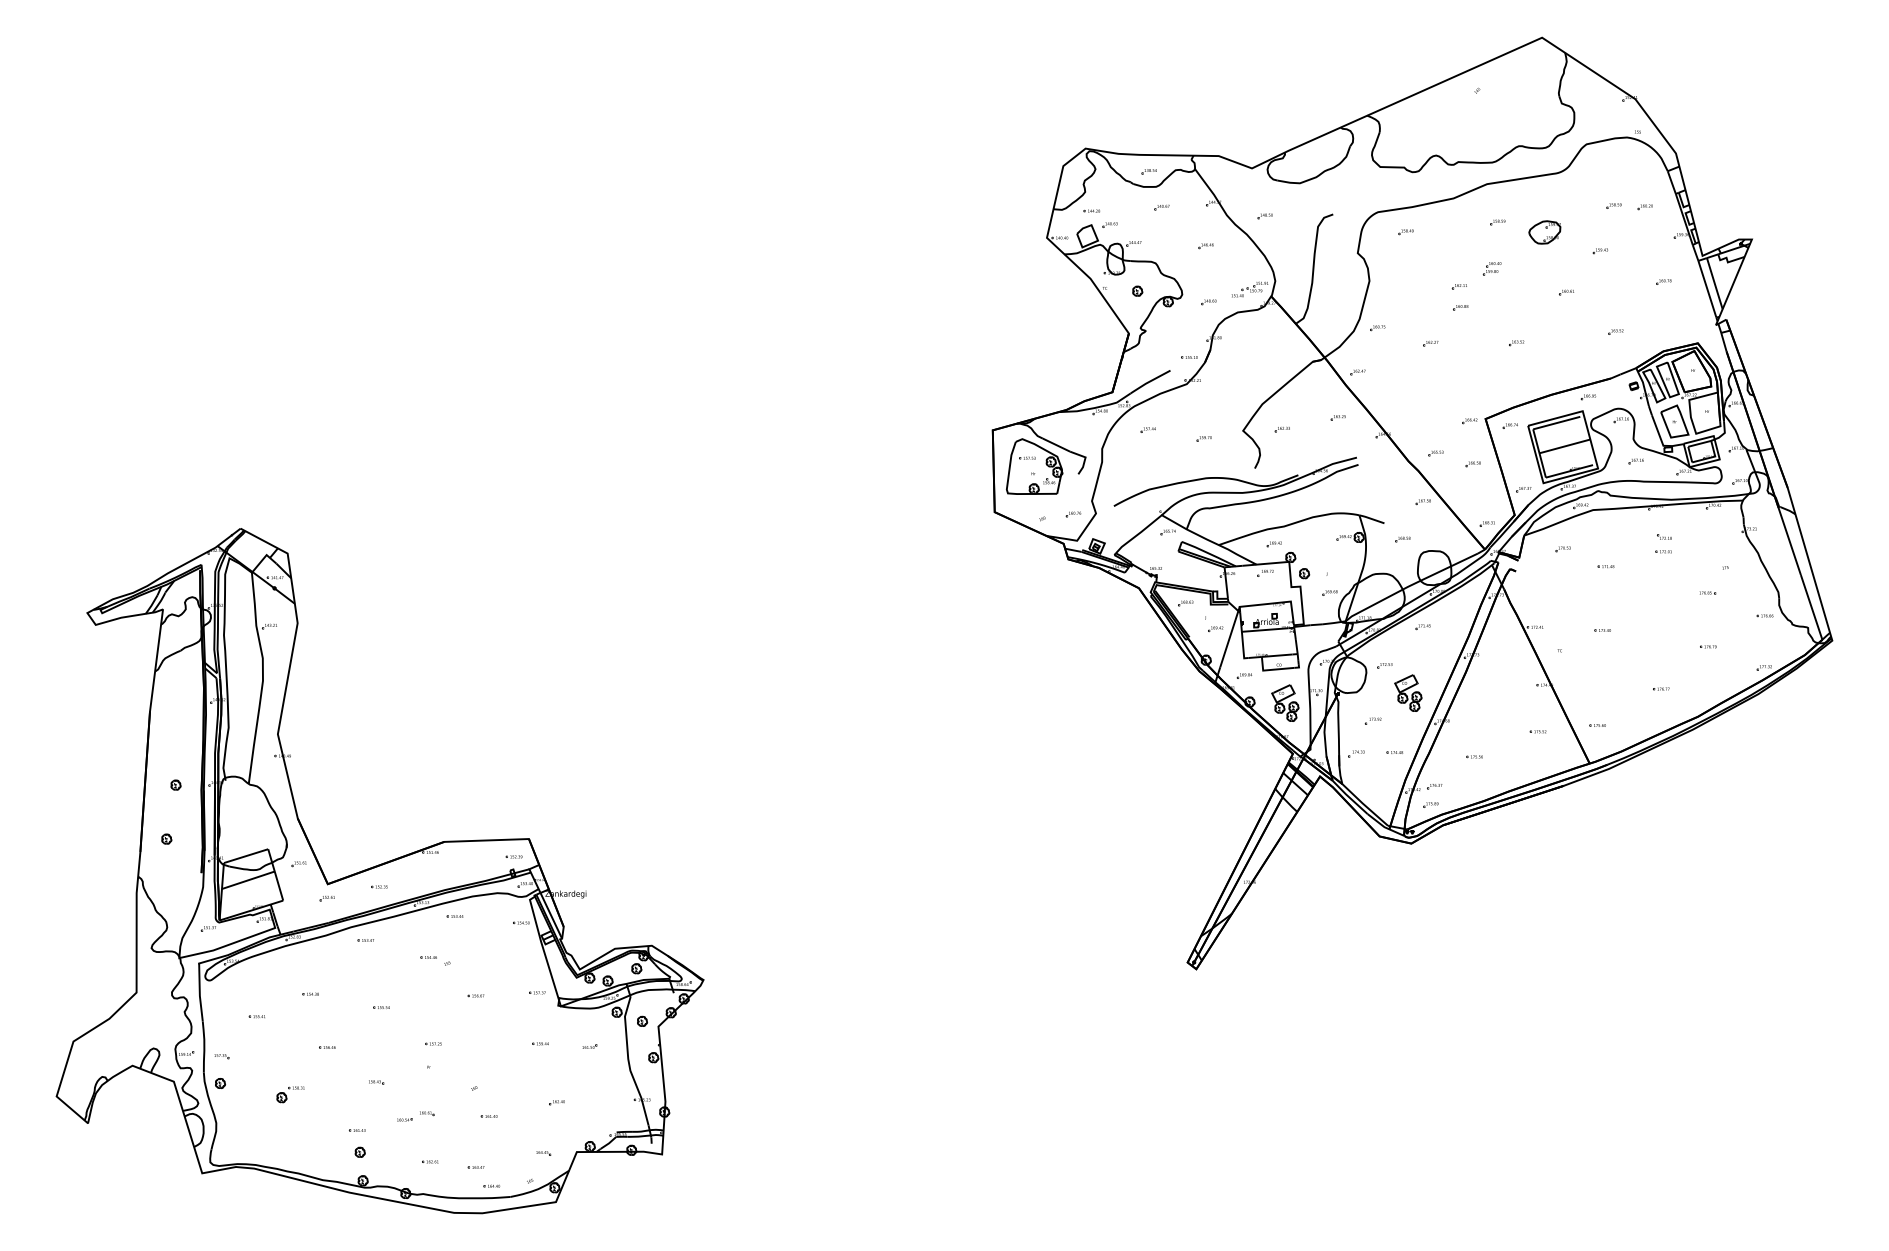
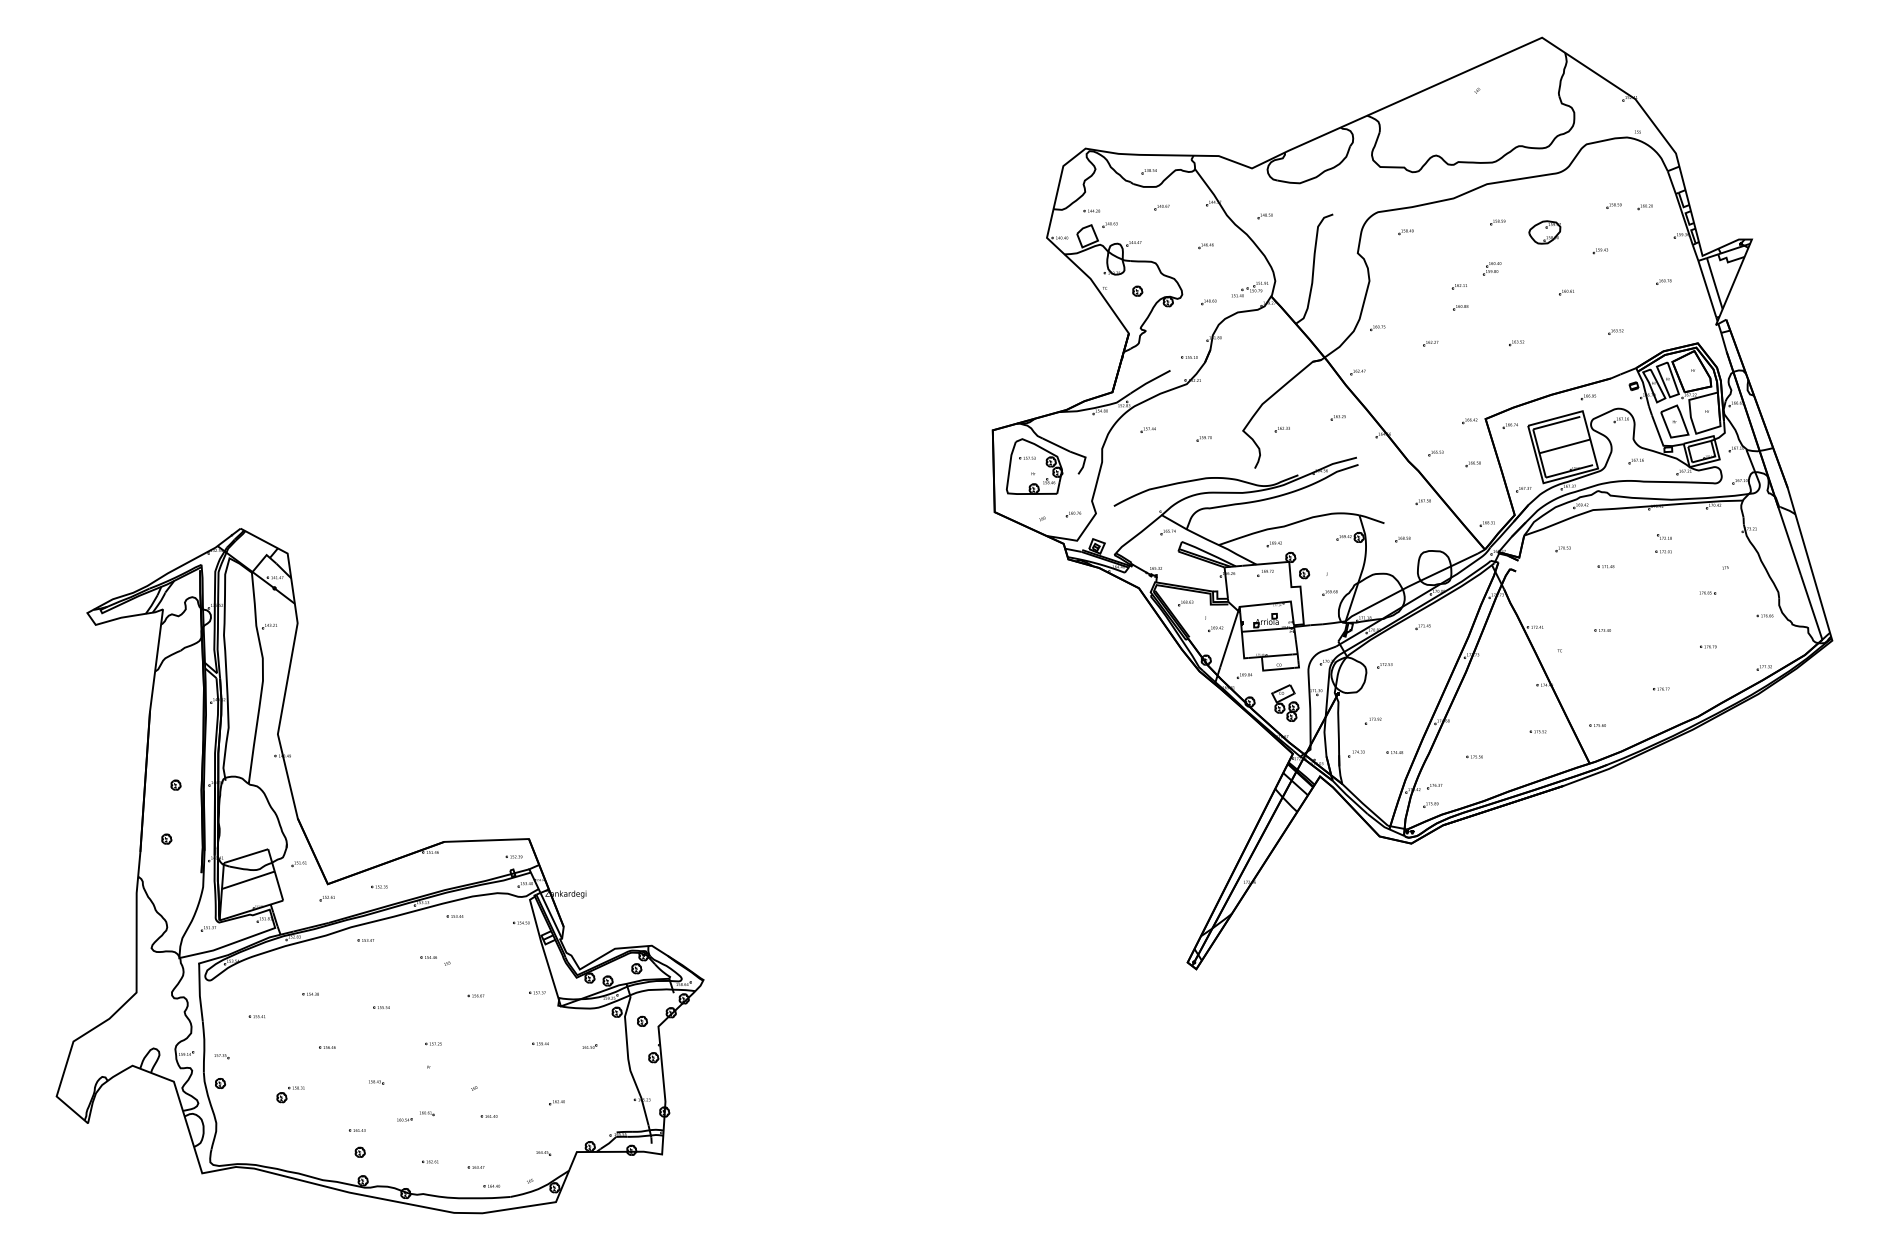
part: present -> none (1408, 692)
